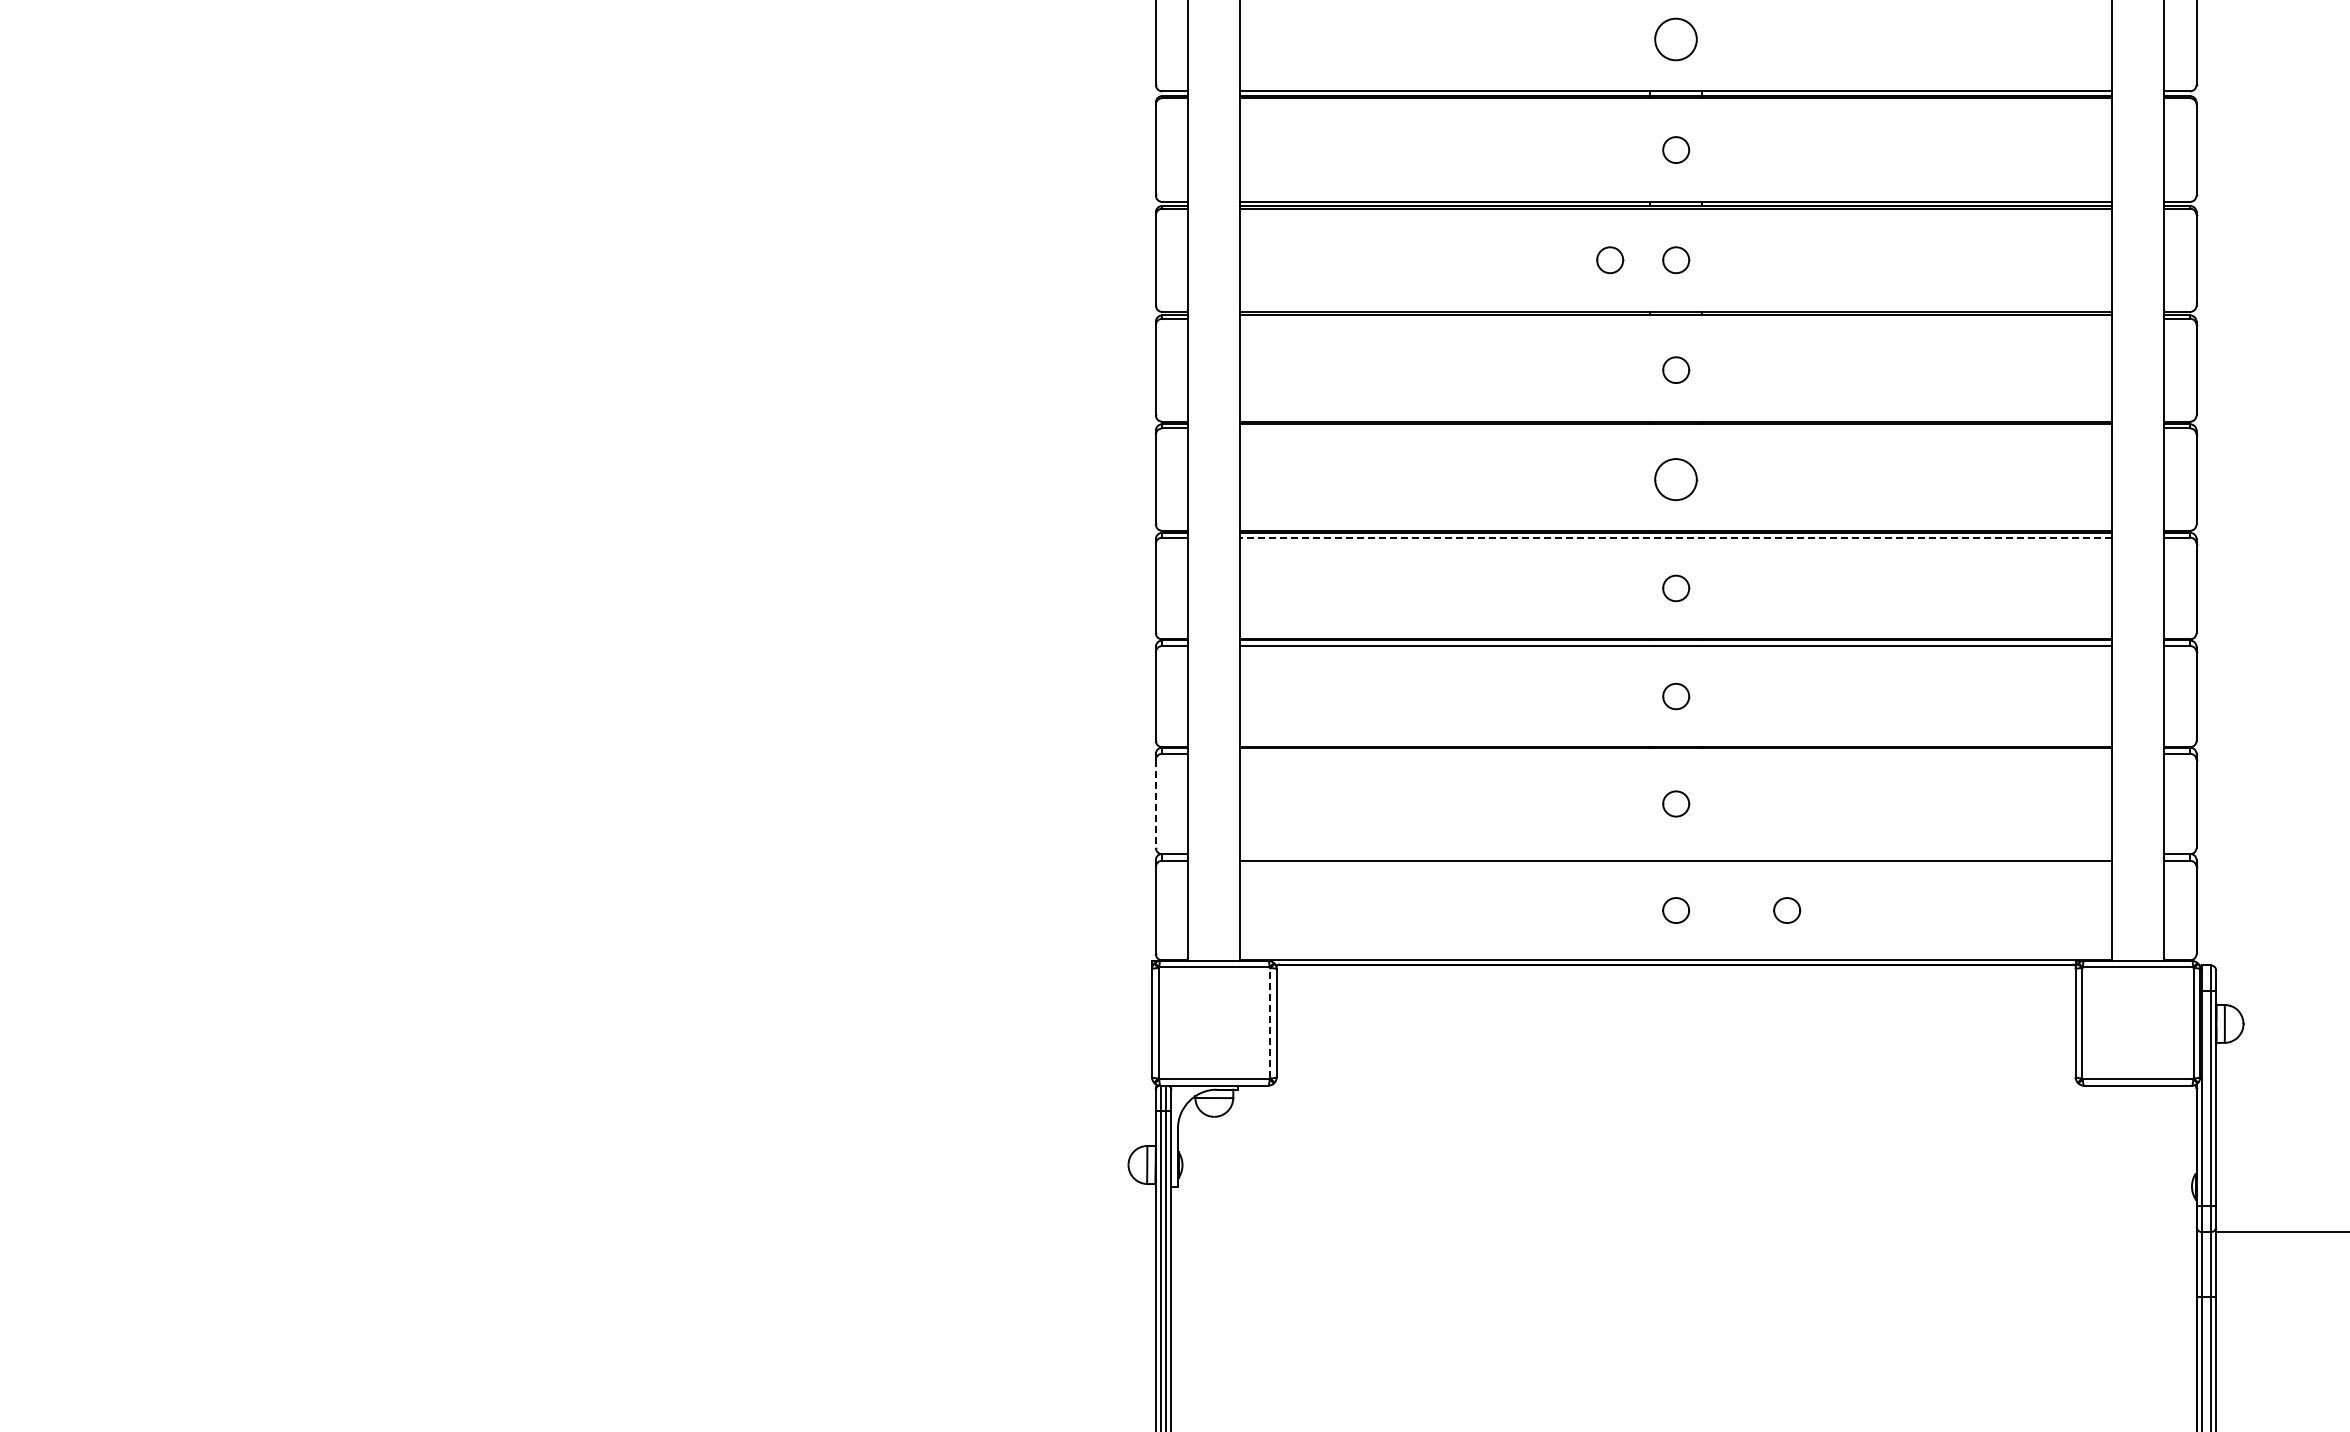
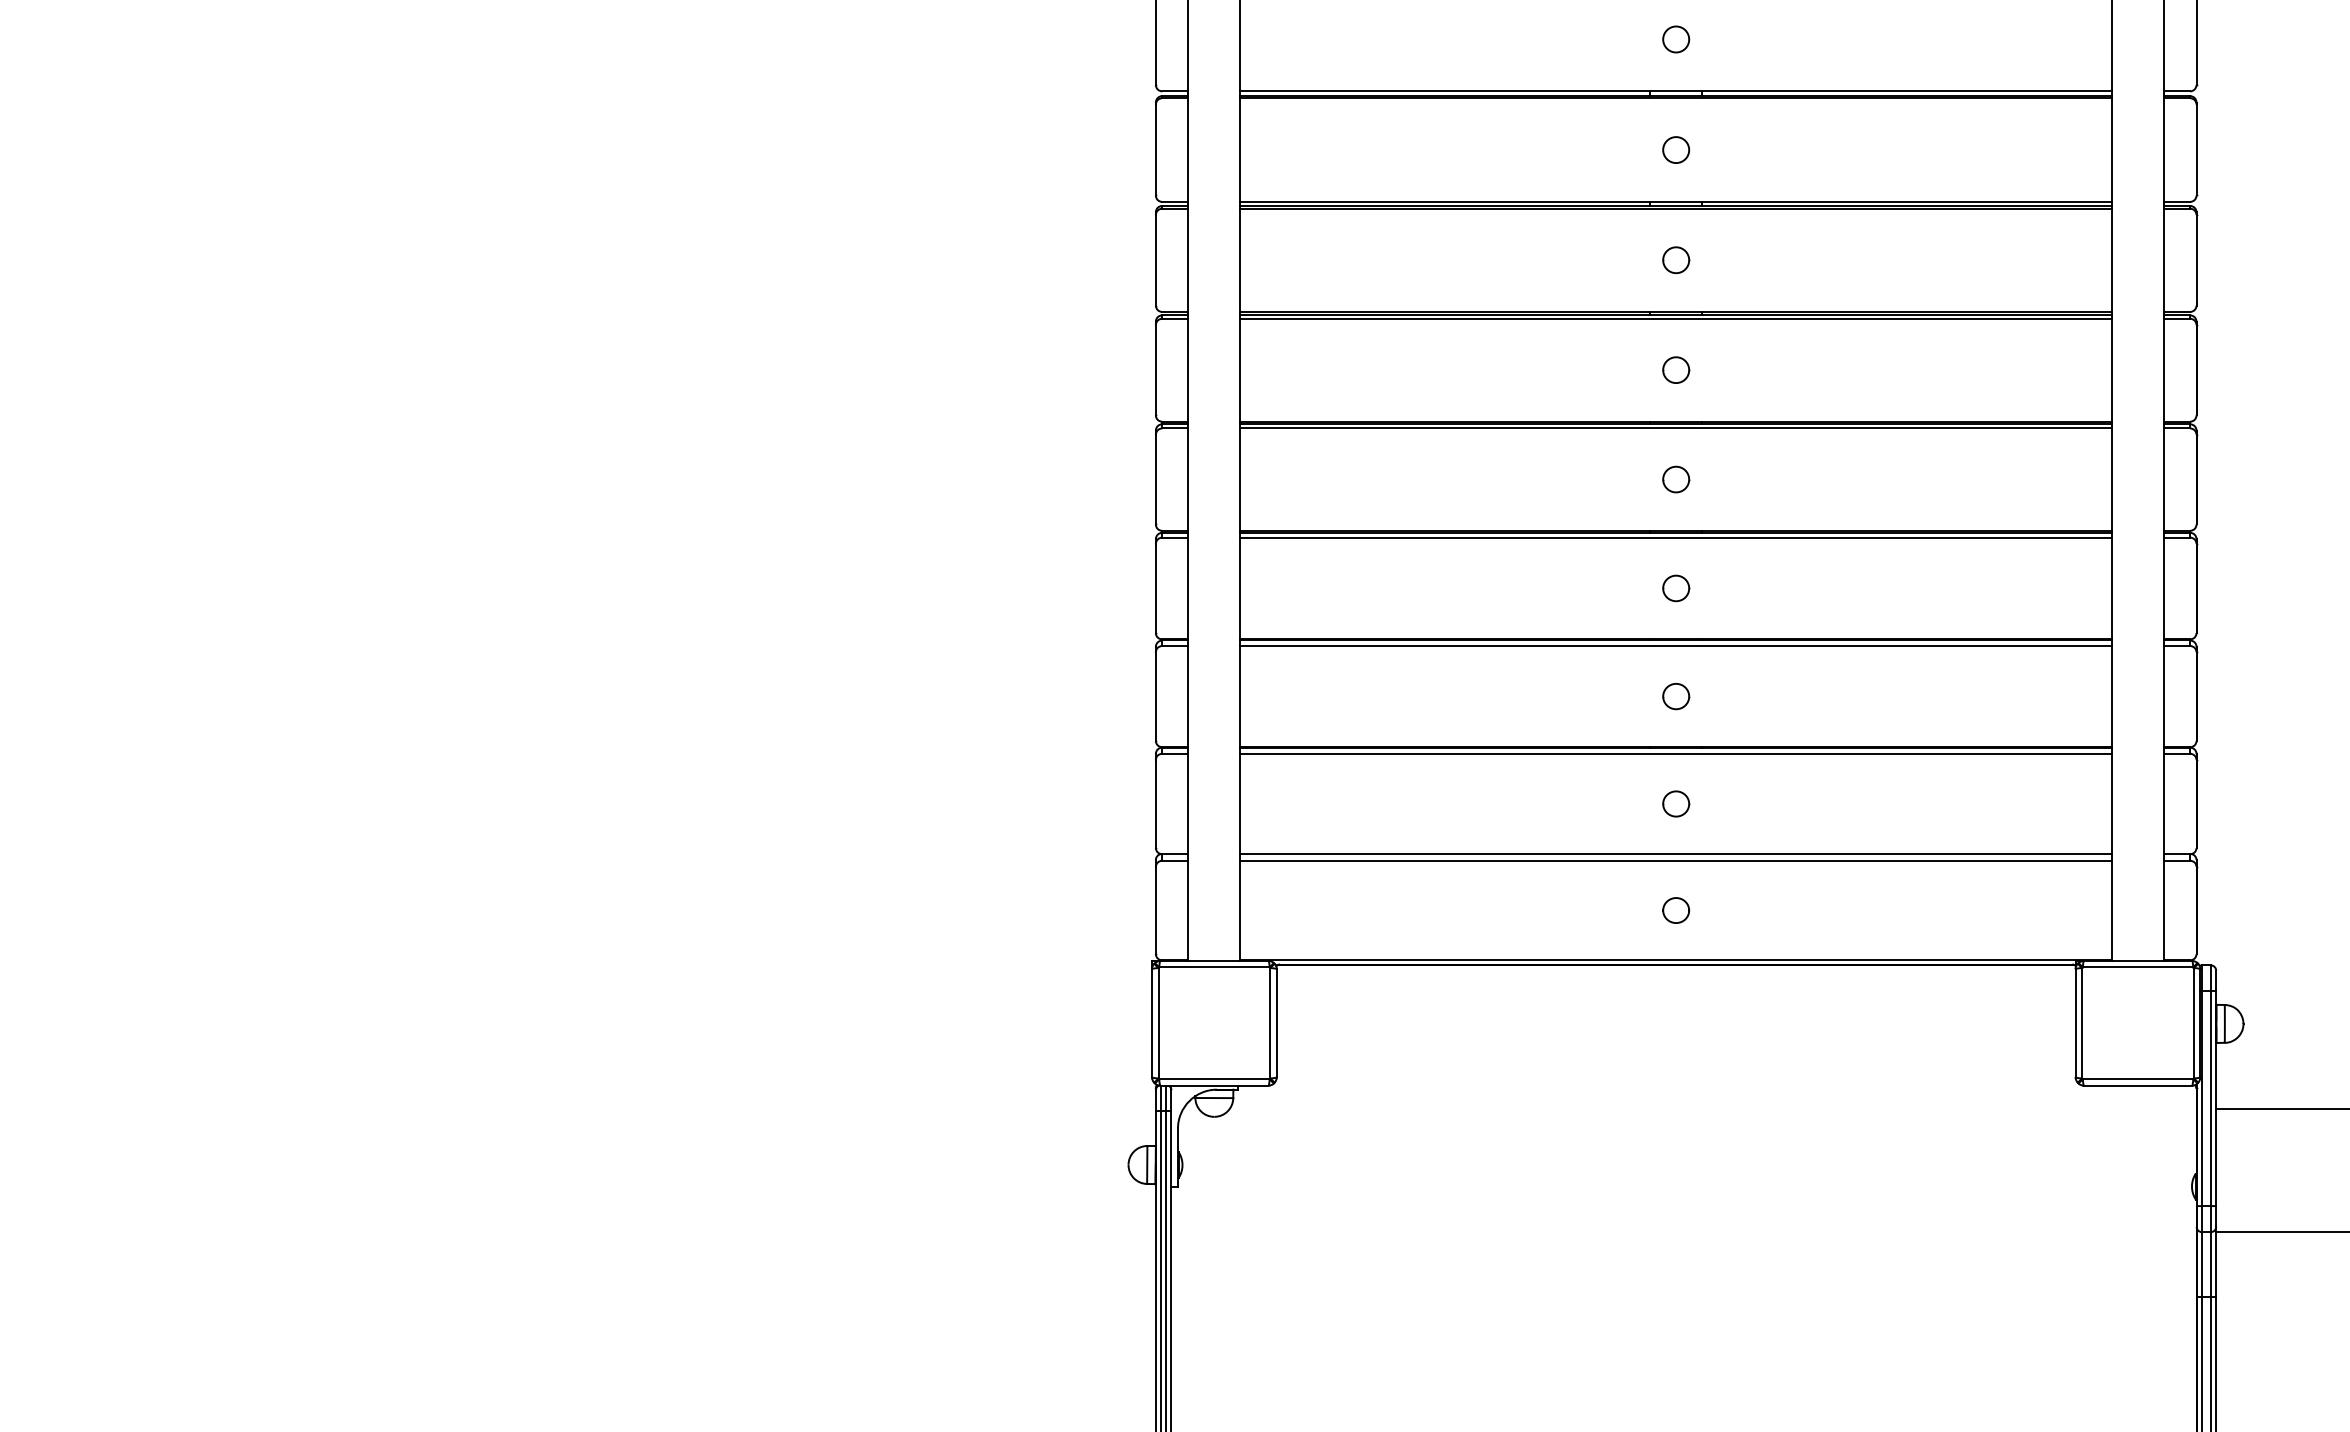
part size: 44x45 px -> 29x29 px (1676, 39)
part: present -> none (1610, 260)
line: none -> present (1675, 318)
line: none -> present (1675, 428)
part size: 45x43 px -> 29x29 px (1676, 479)
line: dashed -> solid (1676, 537)
line: none -> present (1675, 753)
line: dashed -> solid (1155, 804)
line: none -> present (1675, 854)
part: present -> none (1787, 910)
line: dashed -> solid (1270, 1022)
line: none -> present (2281, 1108)
